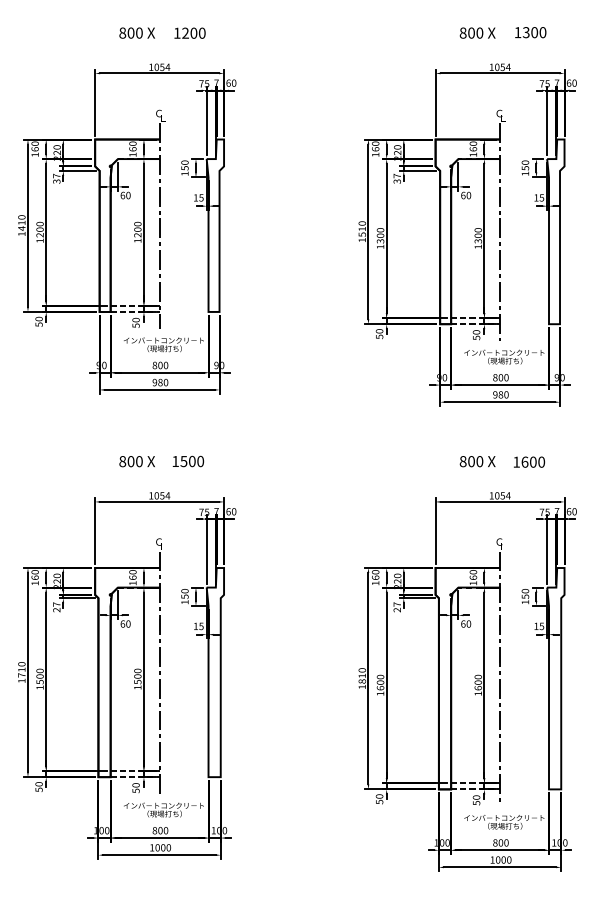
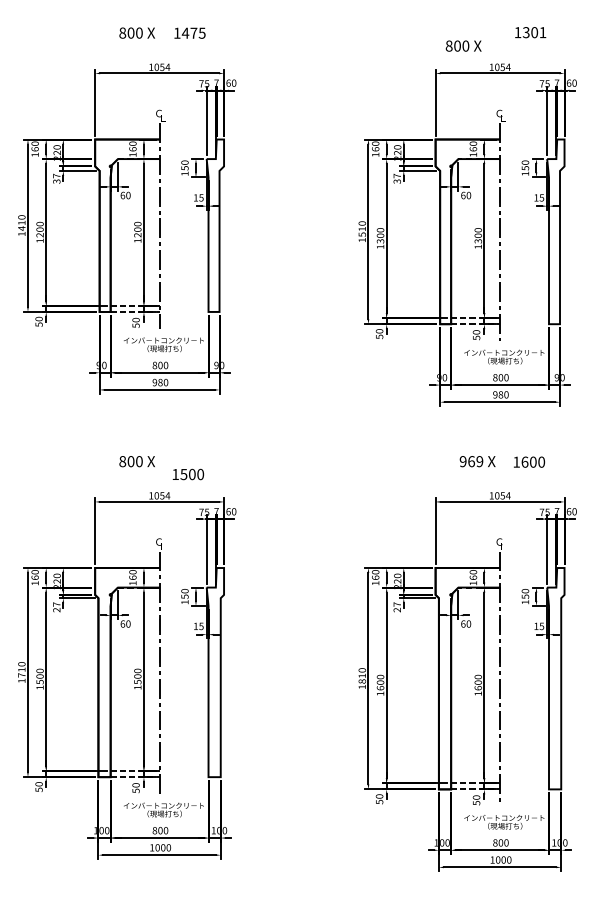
text: 1200 -> 1475 (193, 32)
text position: (477, 32) -> (463, 45) (463, 45)
text: 1300 -> 1301 (542, 32)
text position: (188, 461) -> (188, 474) (188, 474)
text: 800 -> 969 (471, 461)
